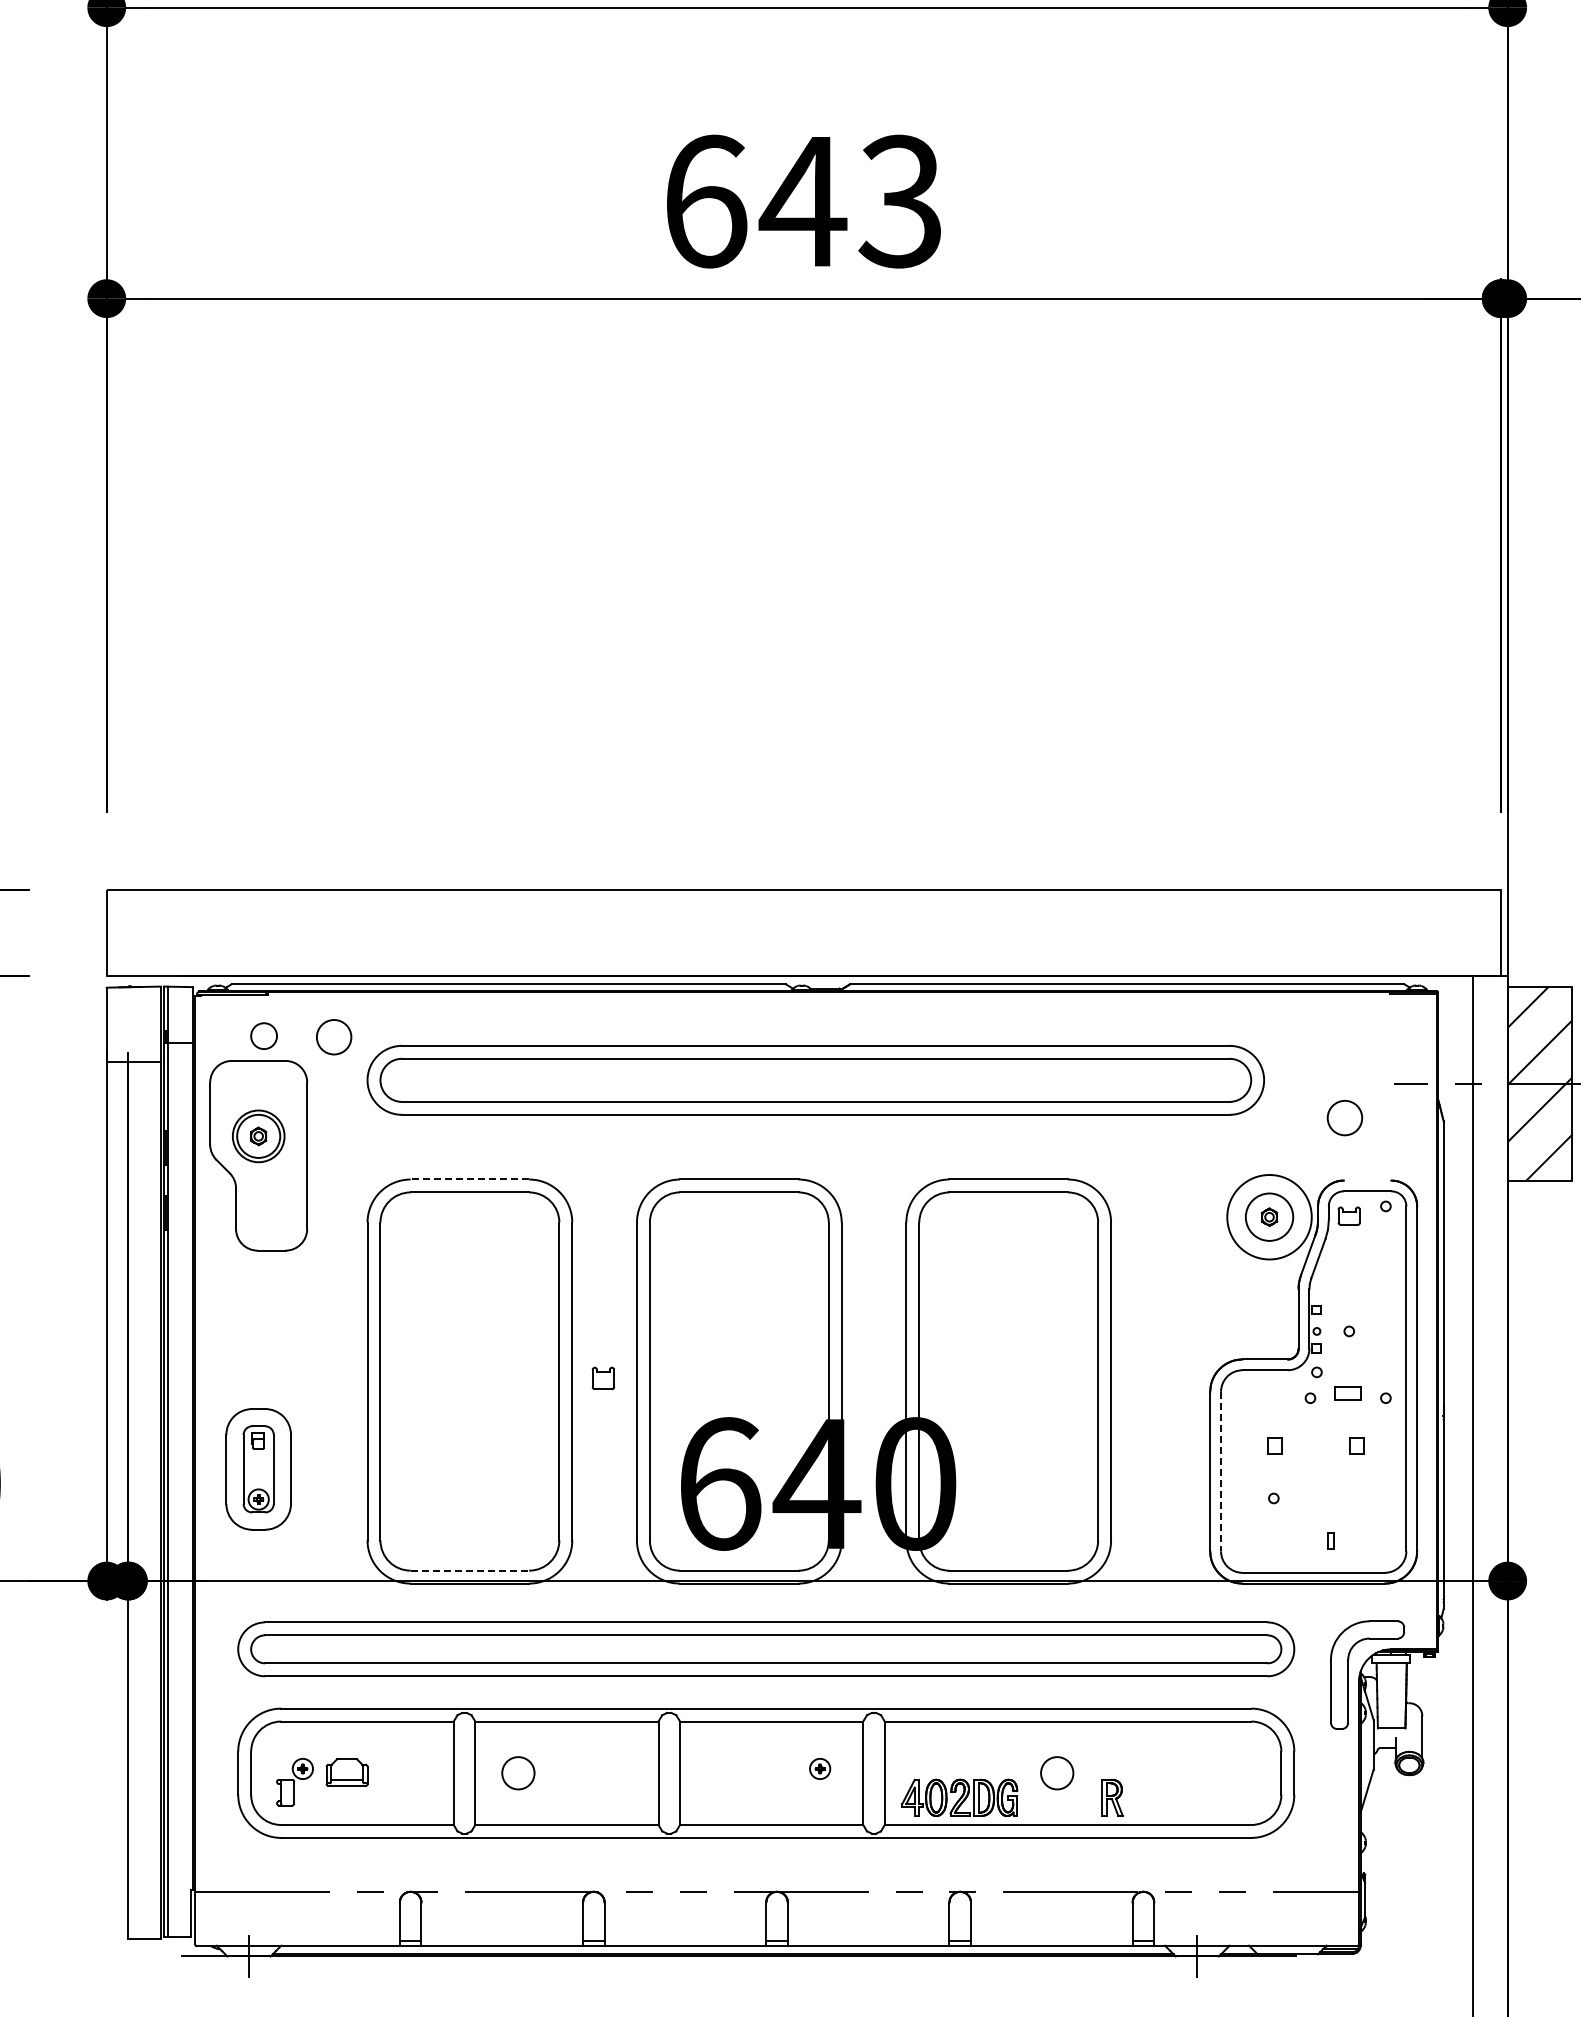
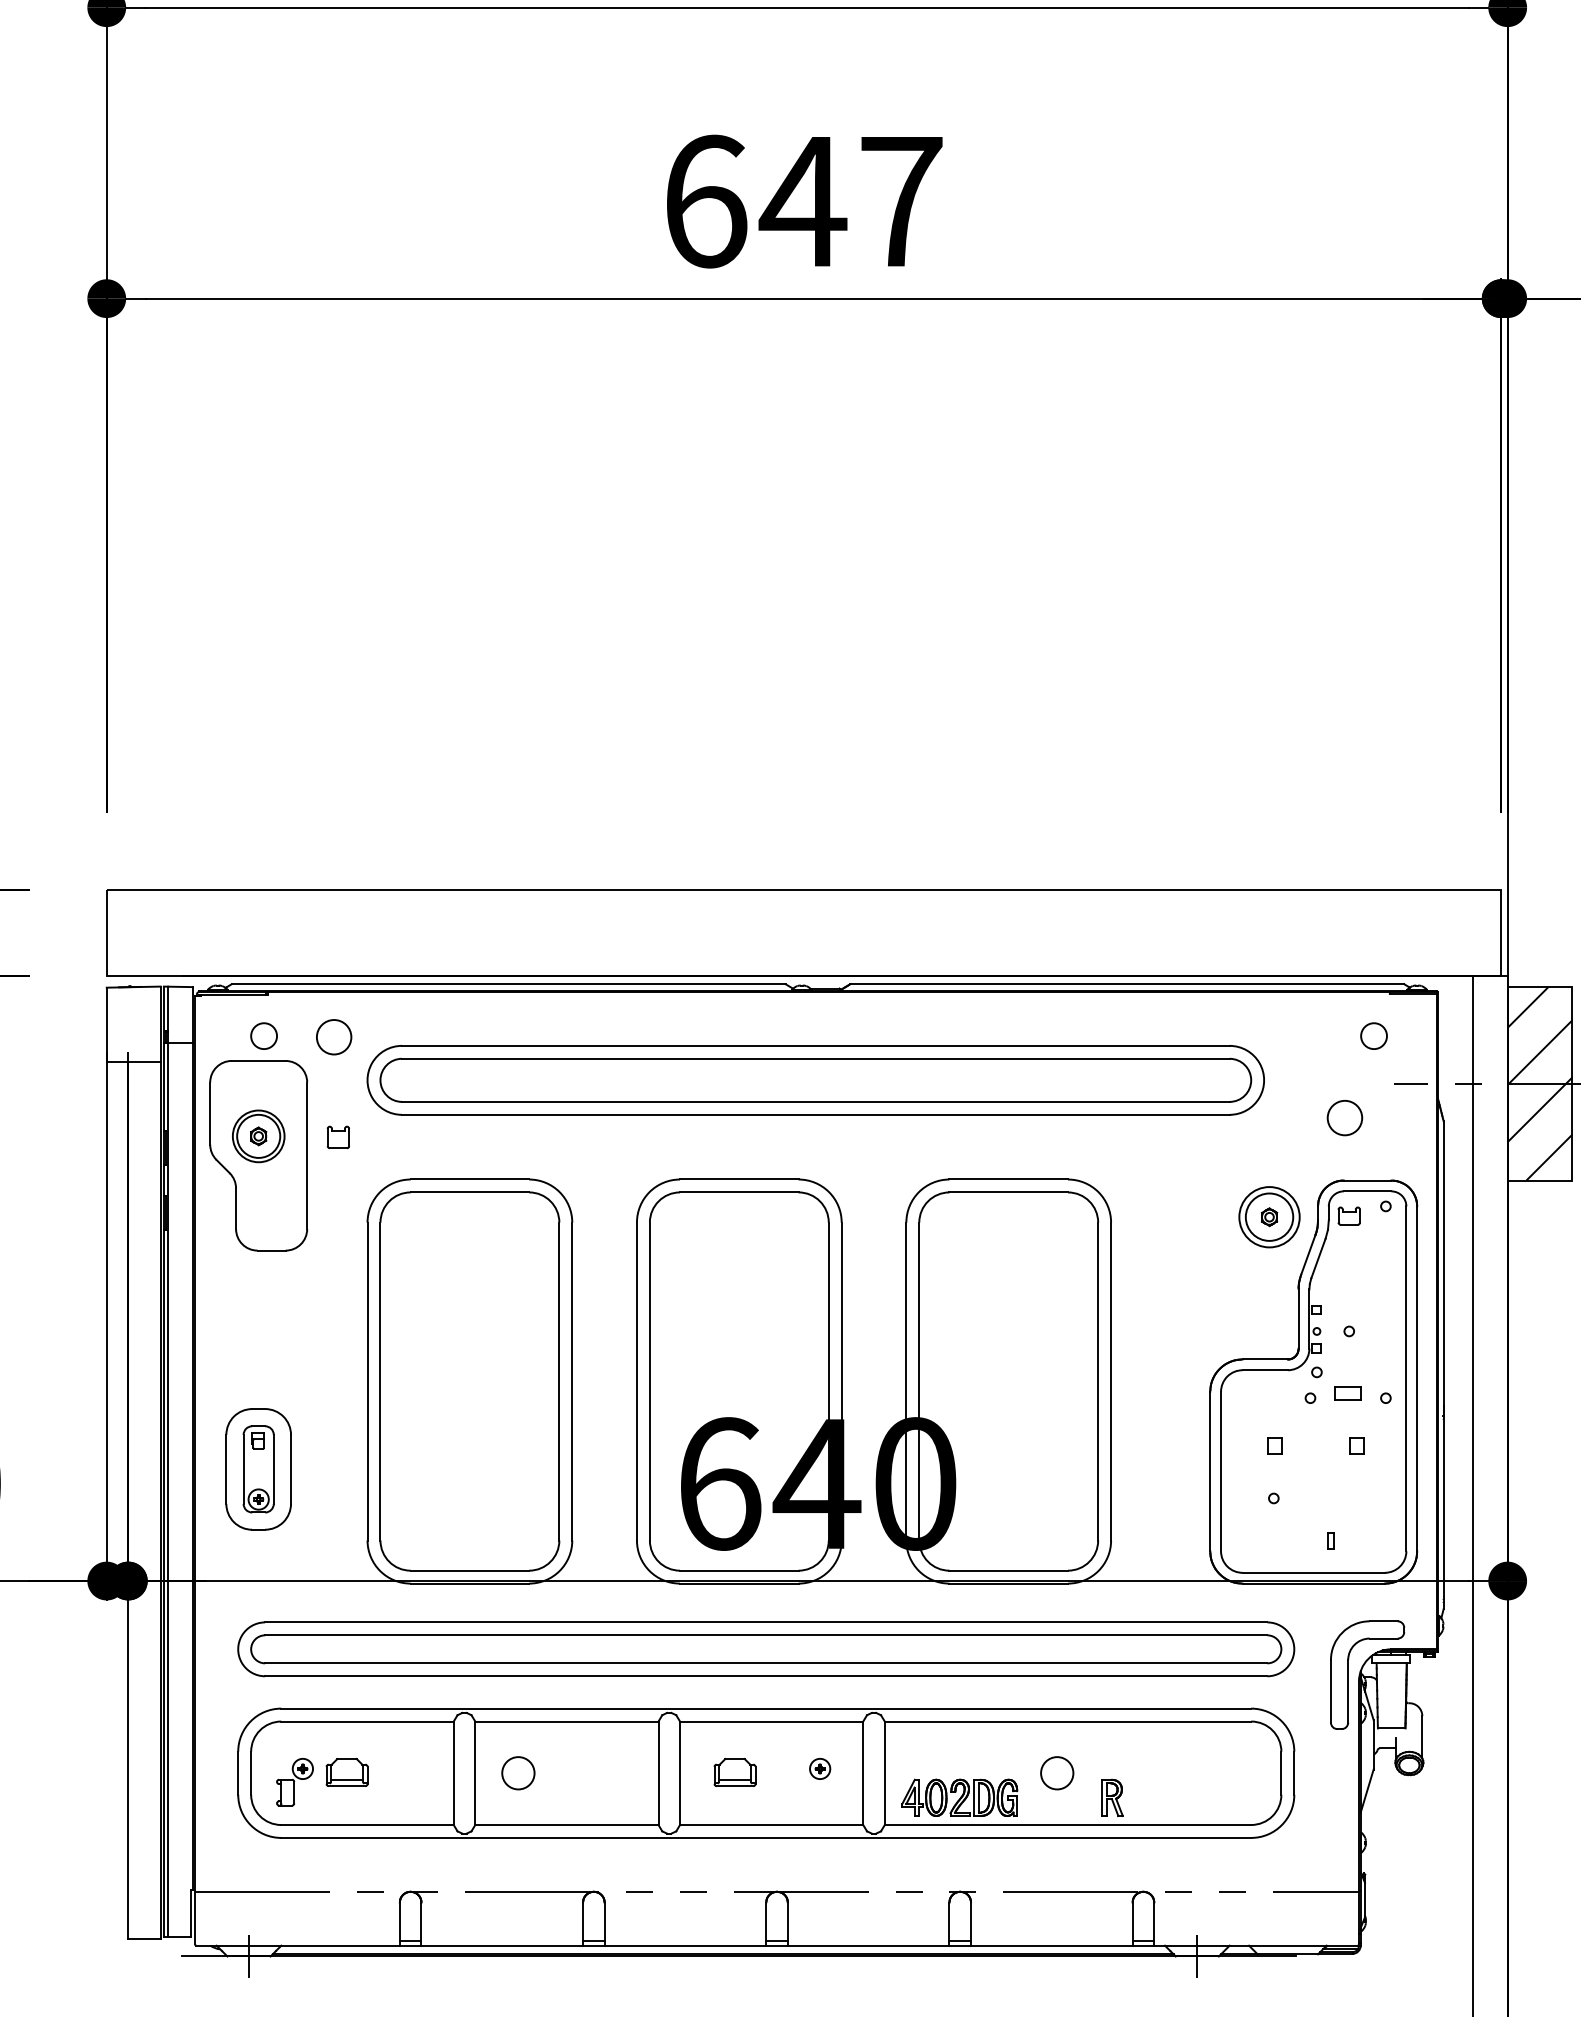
text: 643 -> 647 (900, 201)
circle: none -> present (1373, 1035)
line: dashed -> solid (469, 1179)
line: none -> present (1367, 1180)
circle diameter: 84 px -> 60 px (1269, 1217)
part position: (602, 1377) -> (337, 1136) (337, 1136)
line: dashed -> solid (1221, 1471)
line: dashed -> solid (470, 1570)
part: none -> present (734, 1772)
